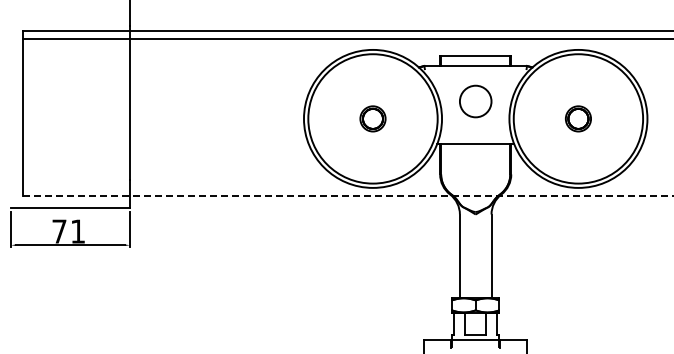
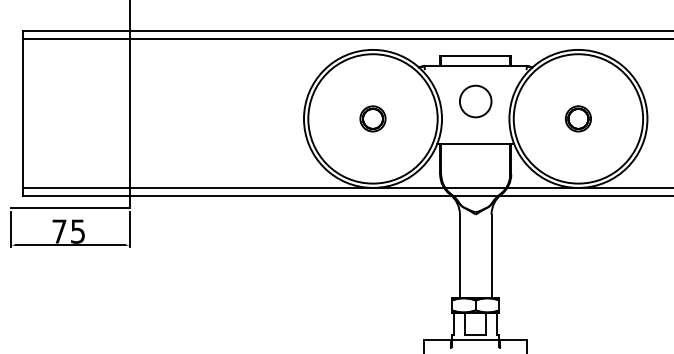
line: none -> present (346, 187)
line: dashed -> solid (348, 195)
text: 71 -> 75 (77, 231)
